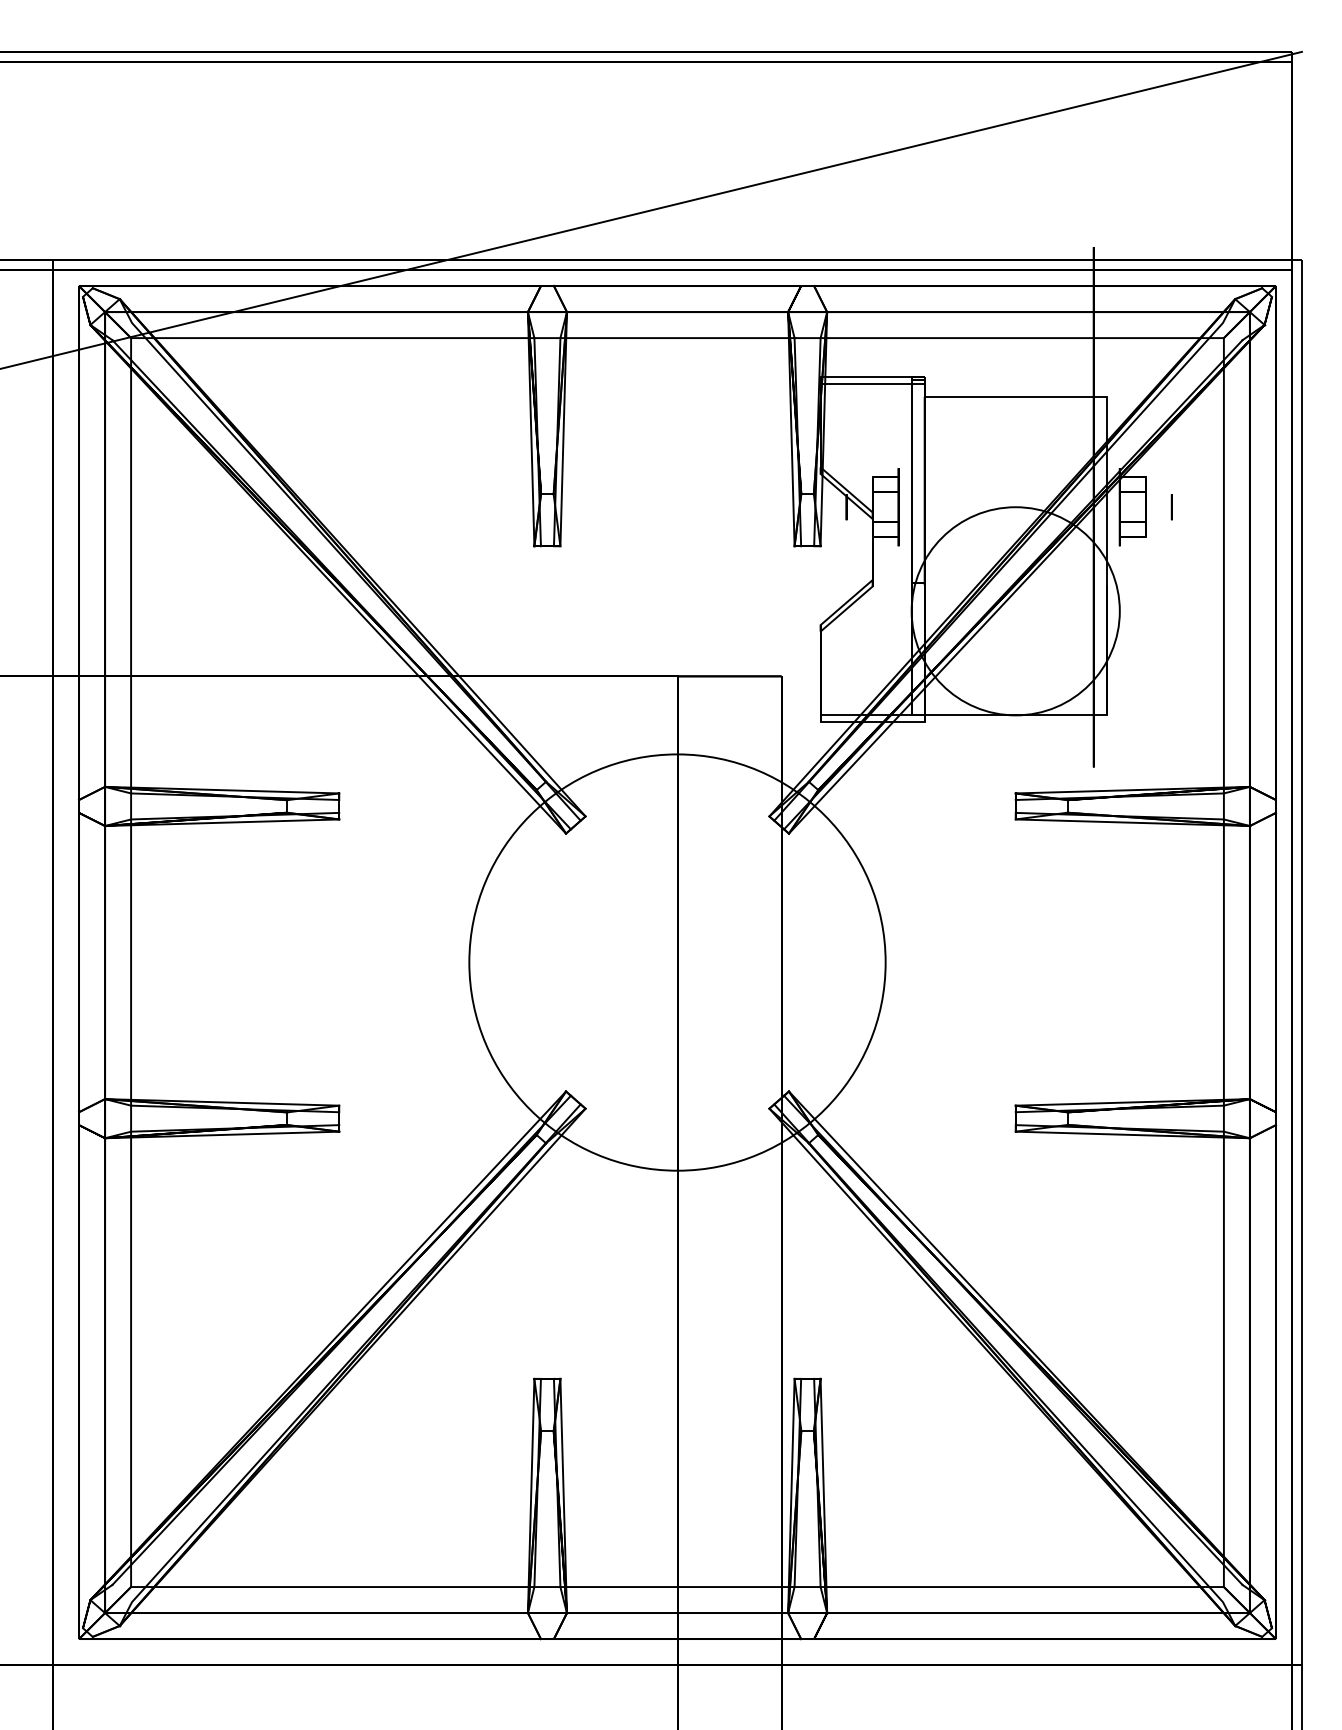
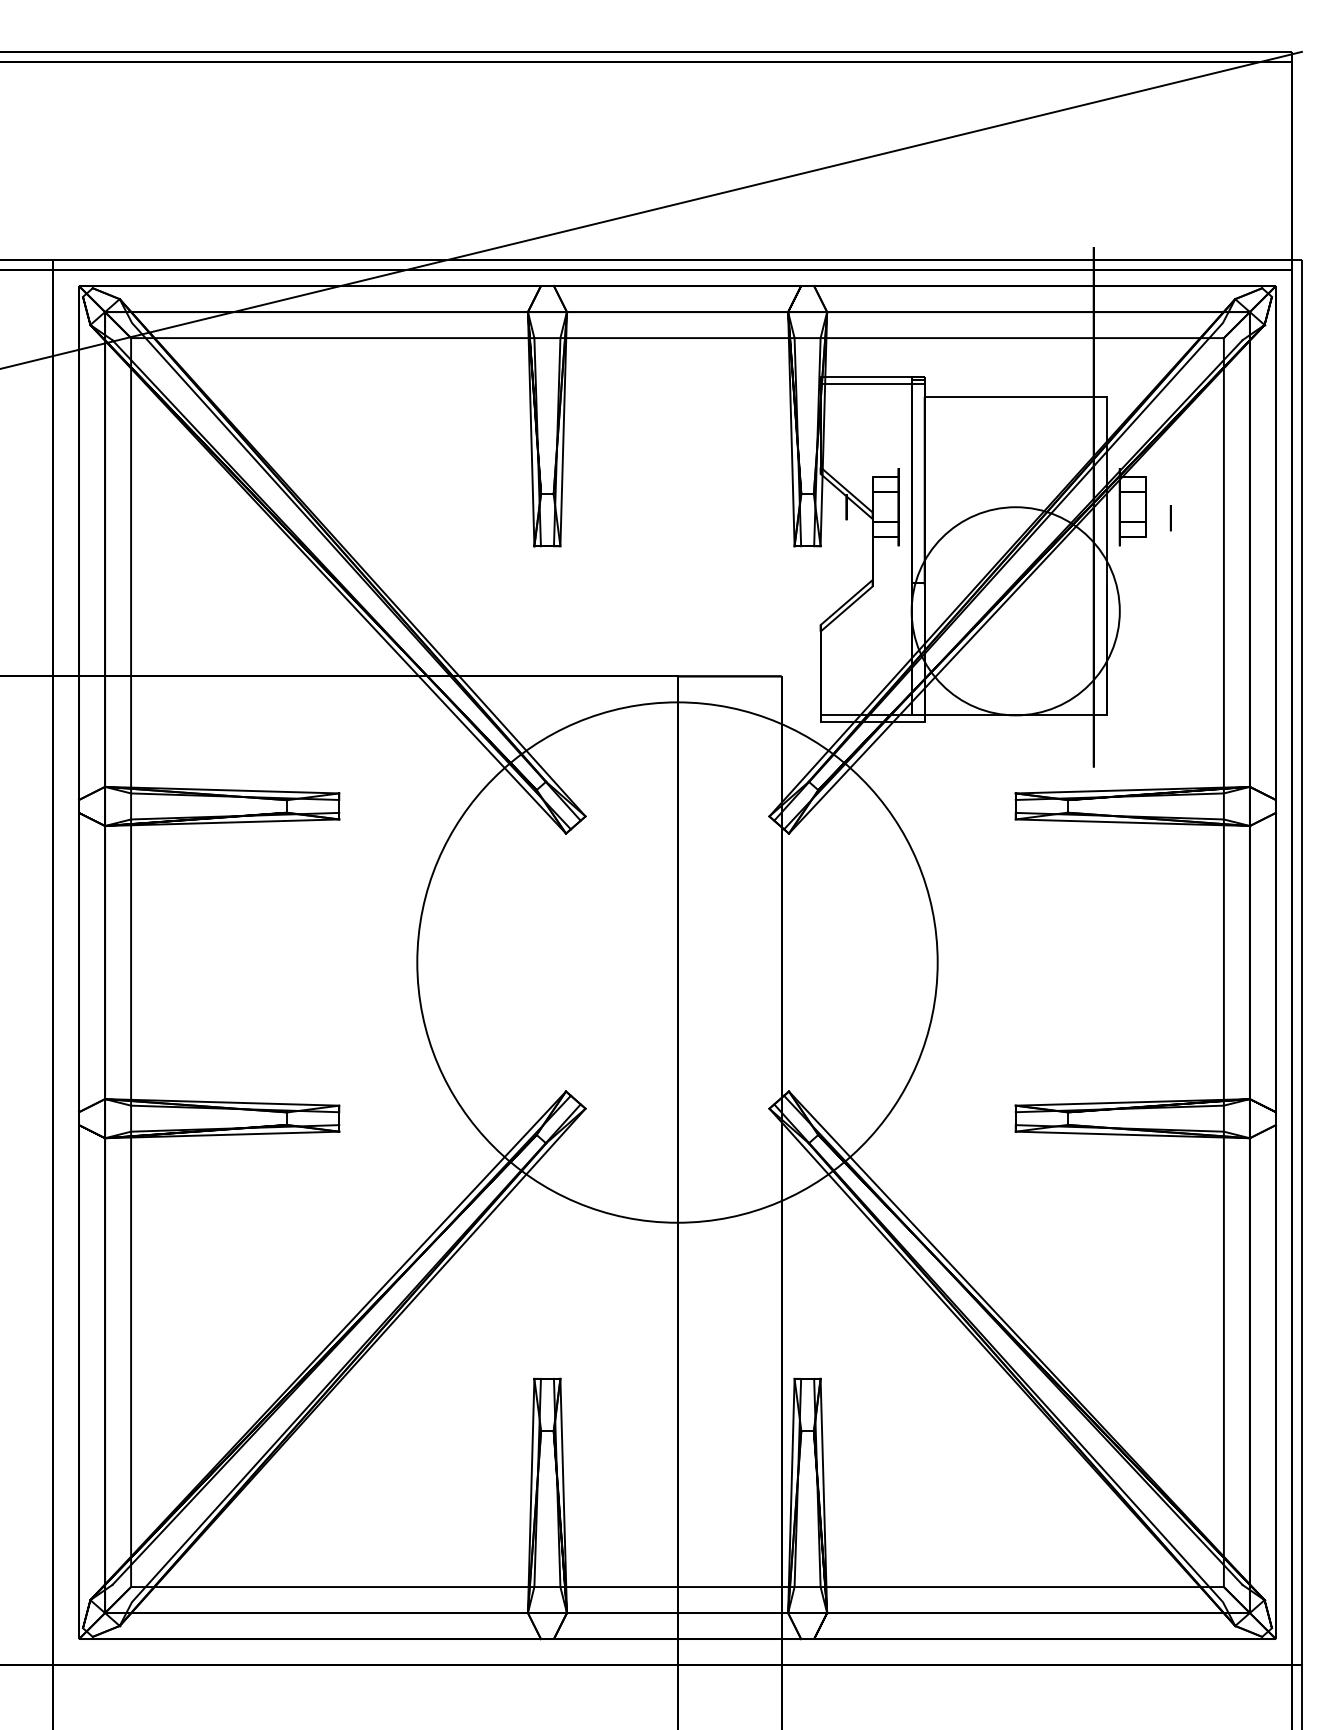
circle position: (1171, 507) -> (1170, 518) (1170, 518)
circle diameter: 416 px -> 520 px (677, 962)
